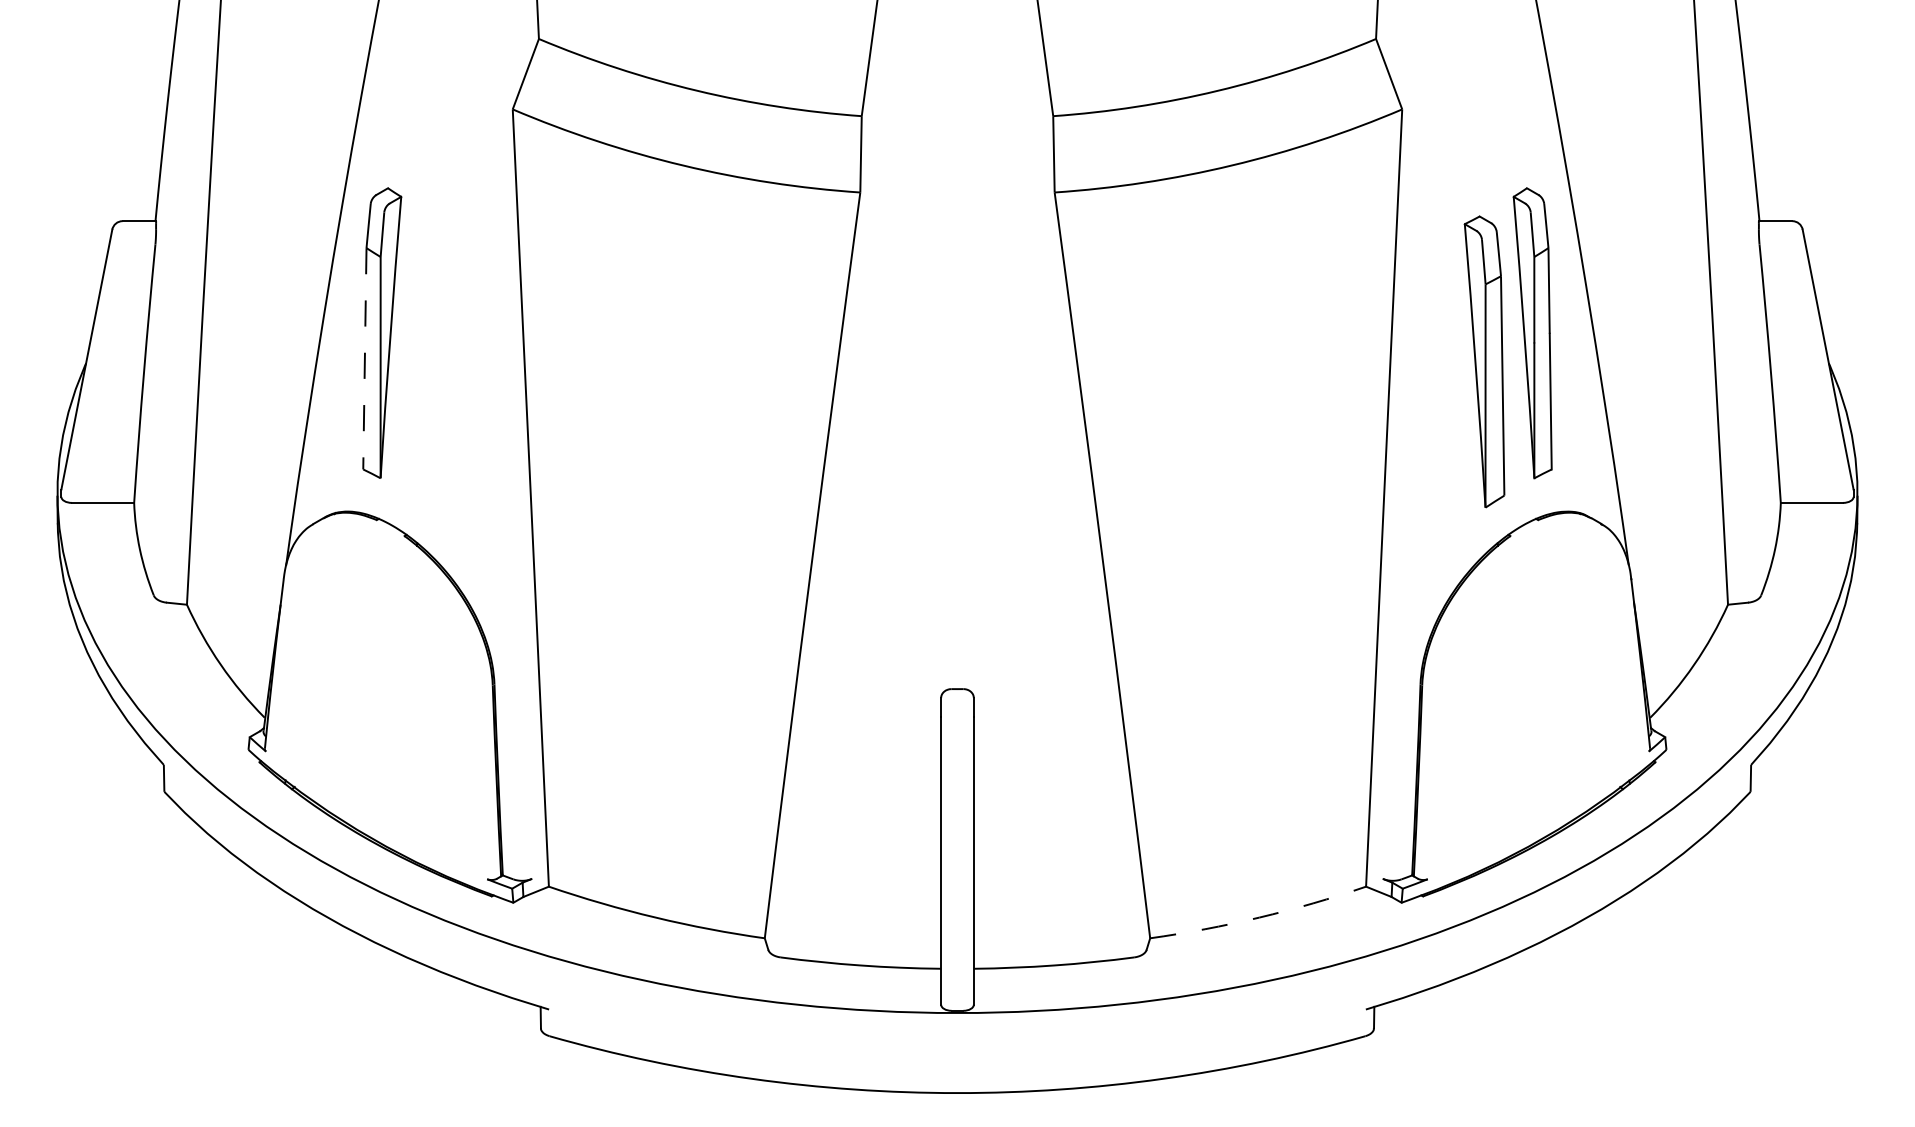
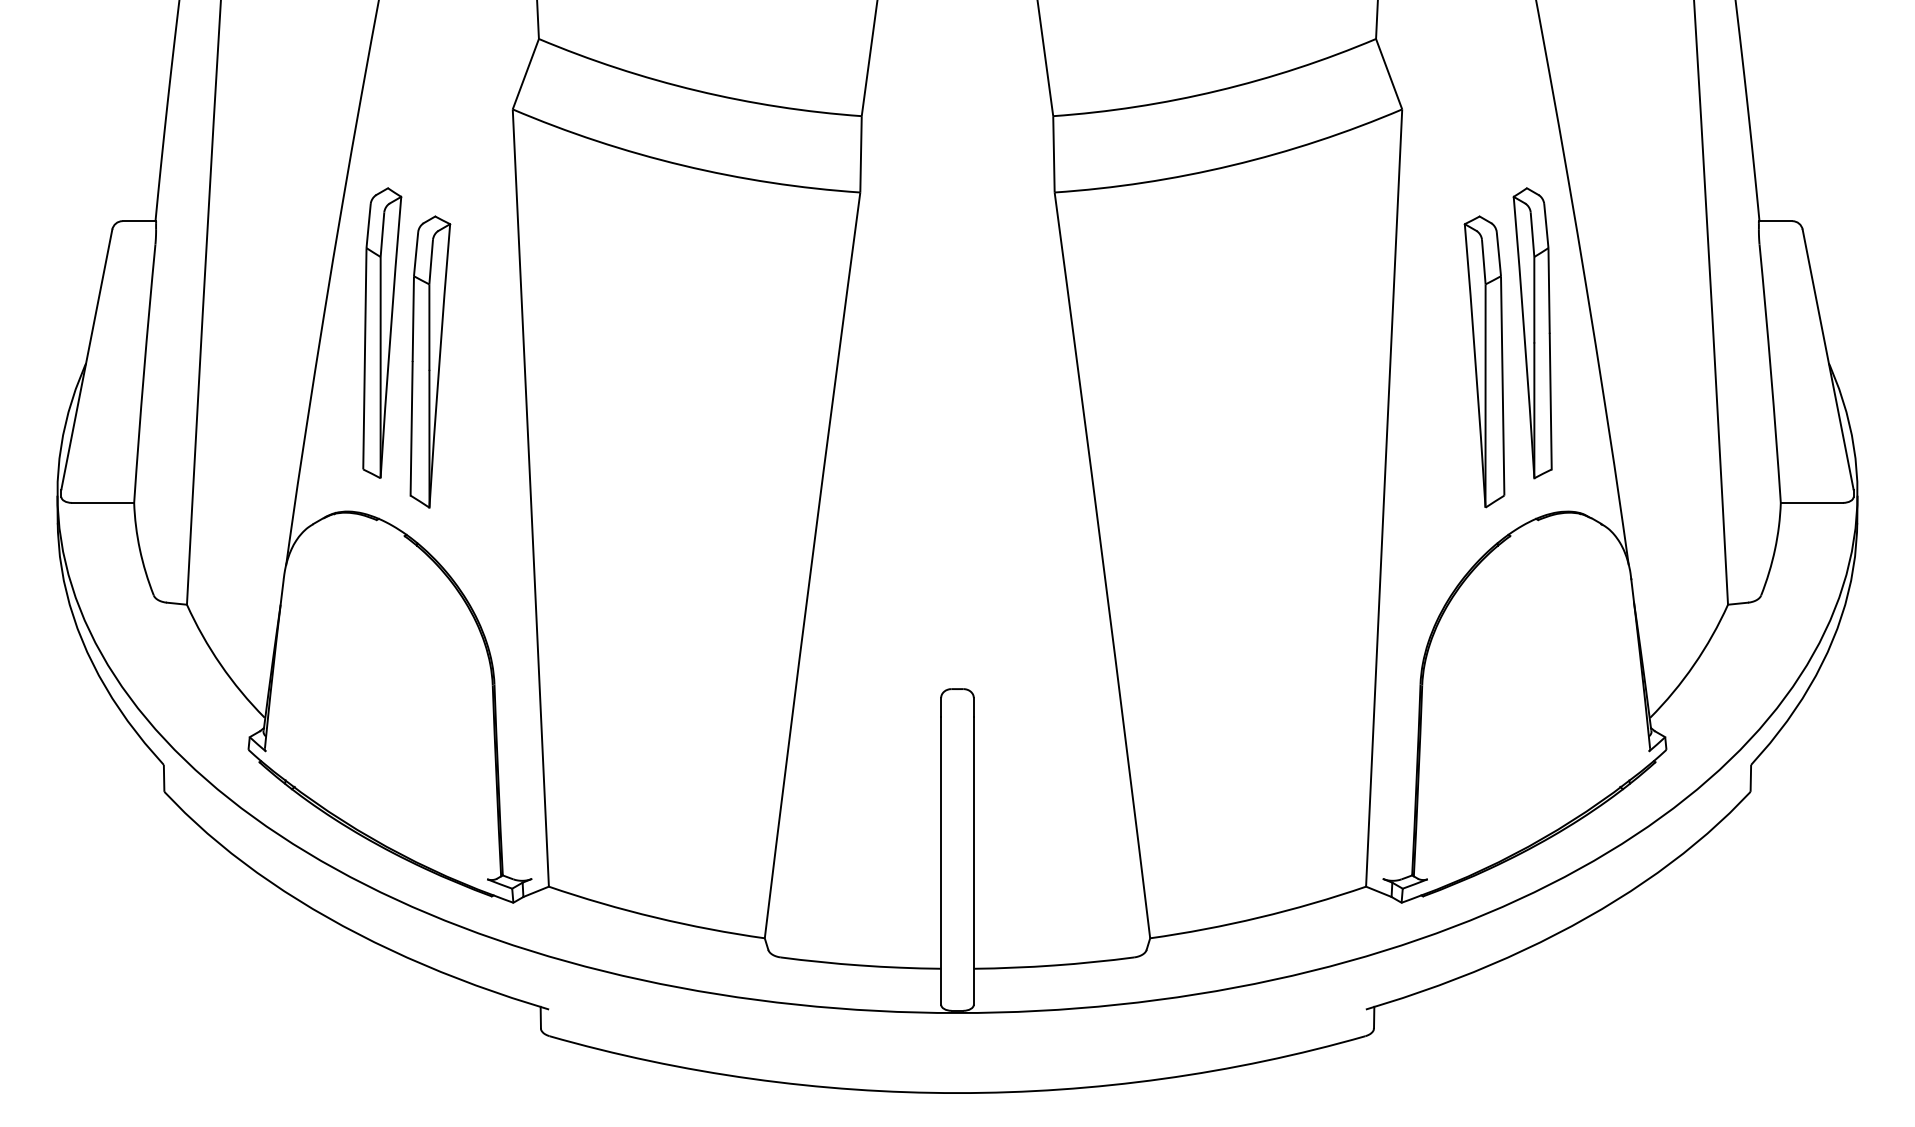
line: dashed -> solid (364, 358)
part: none -> present (430, 361)
arc: dashed -> solid (1259, 917)
